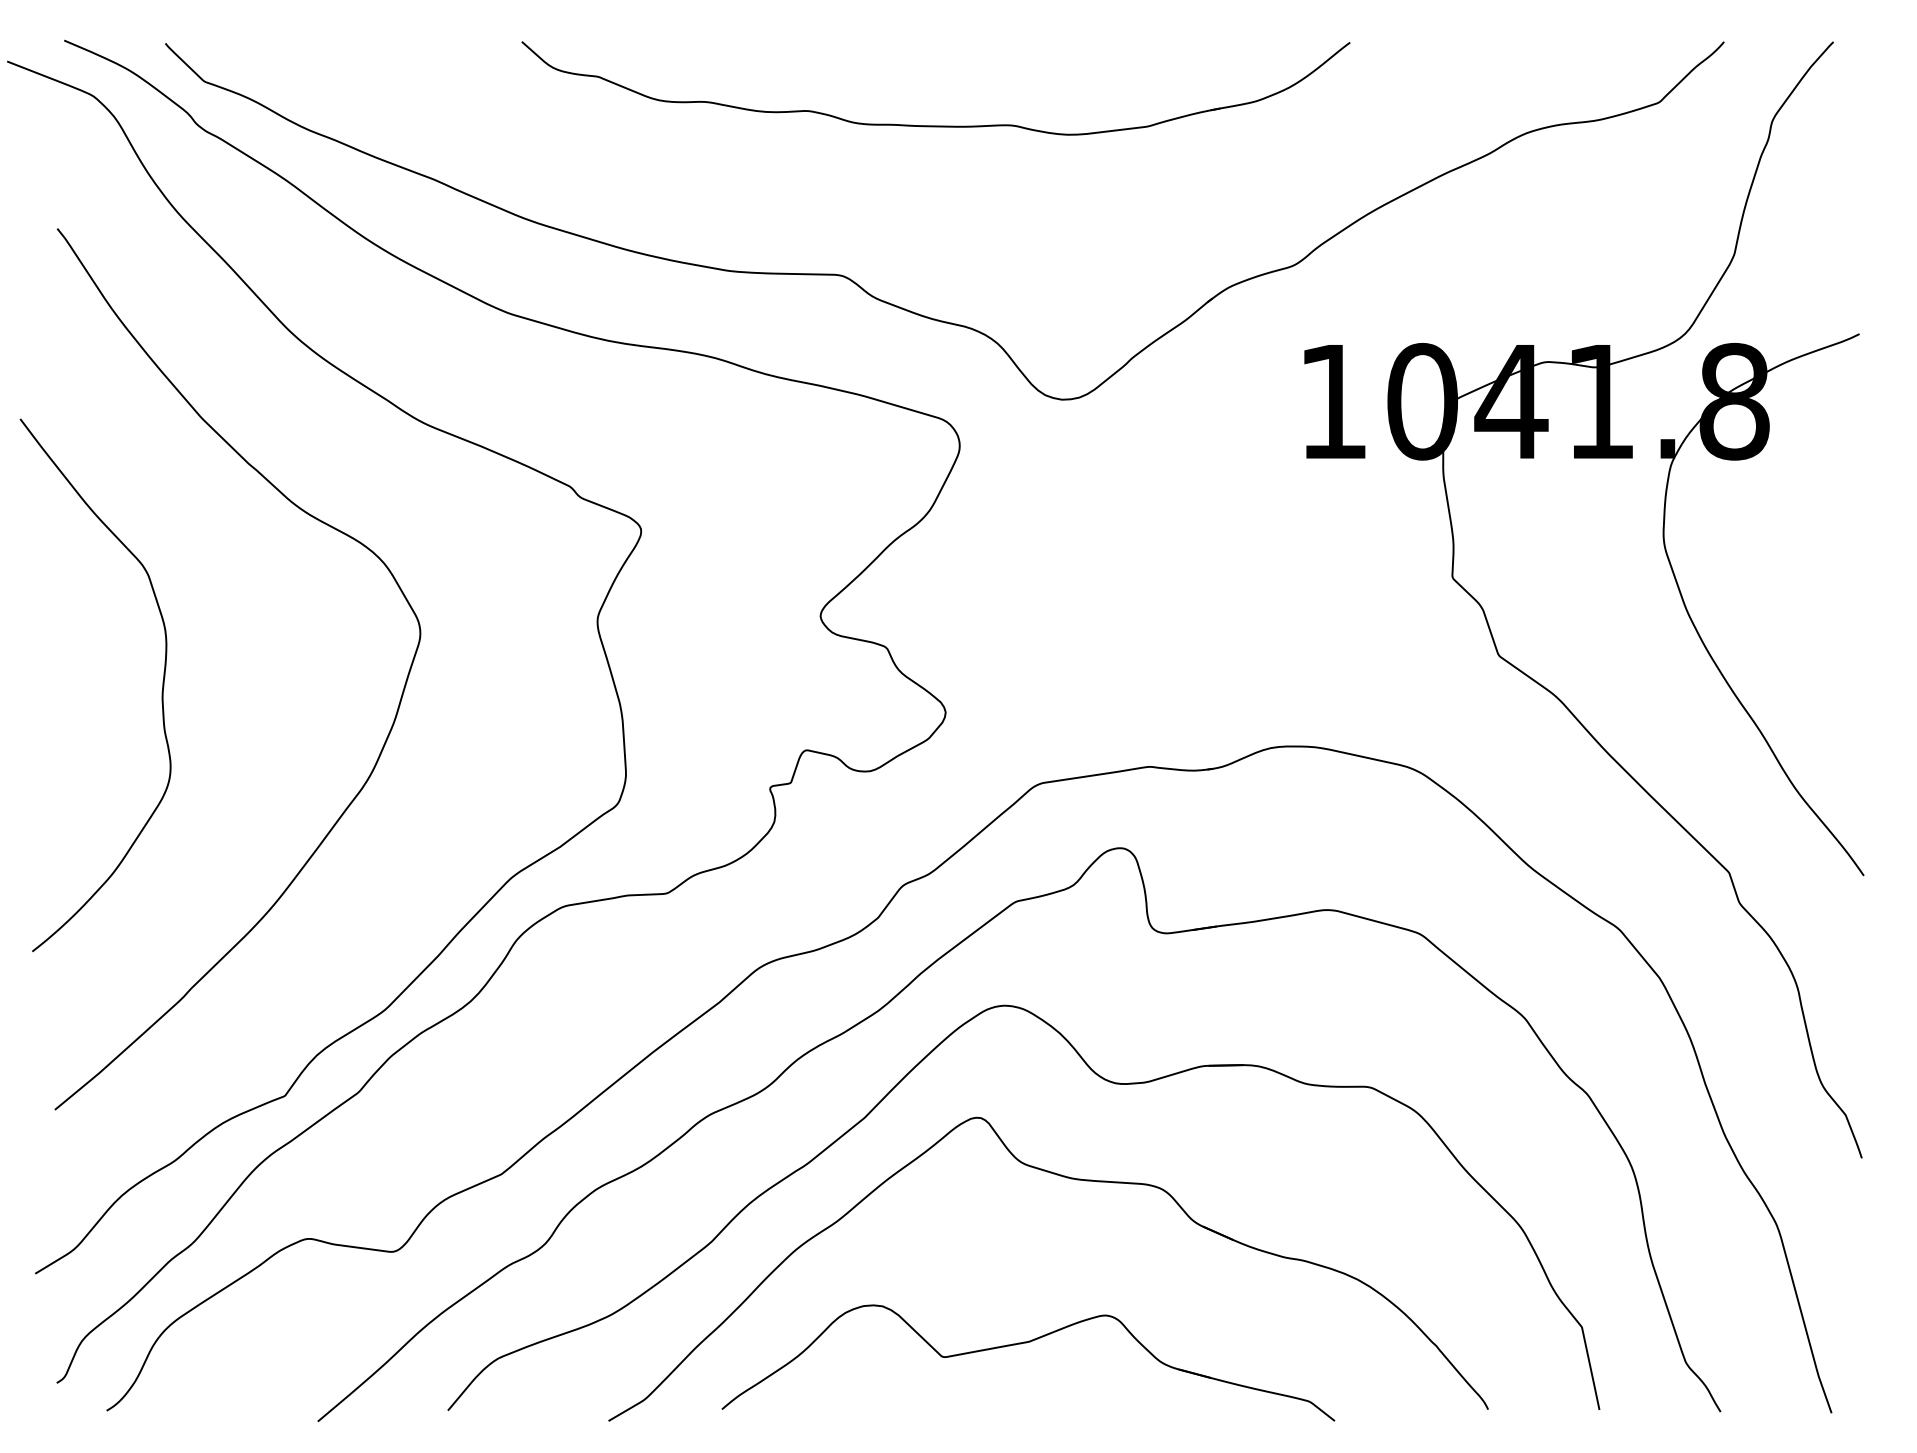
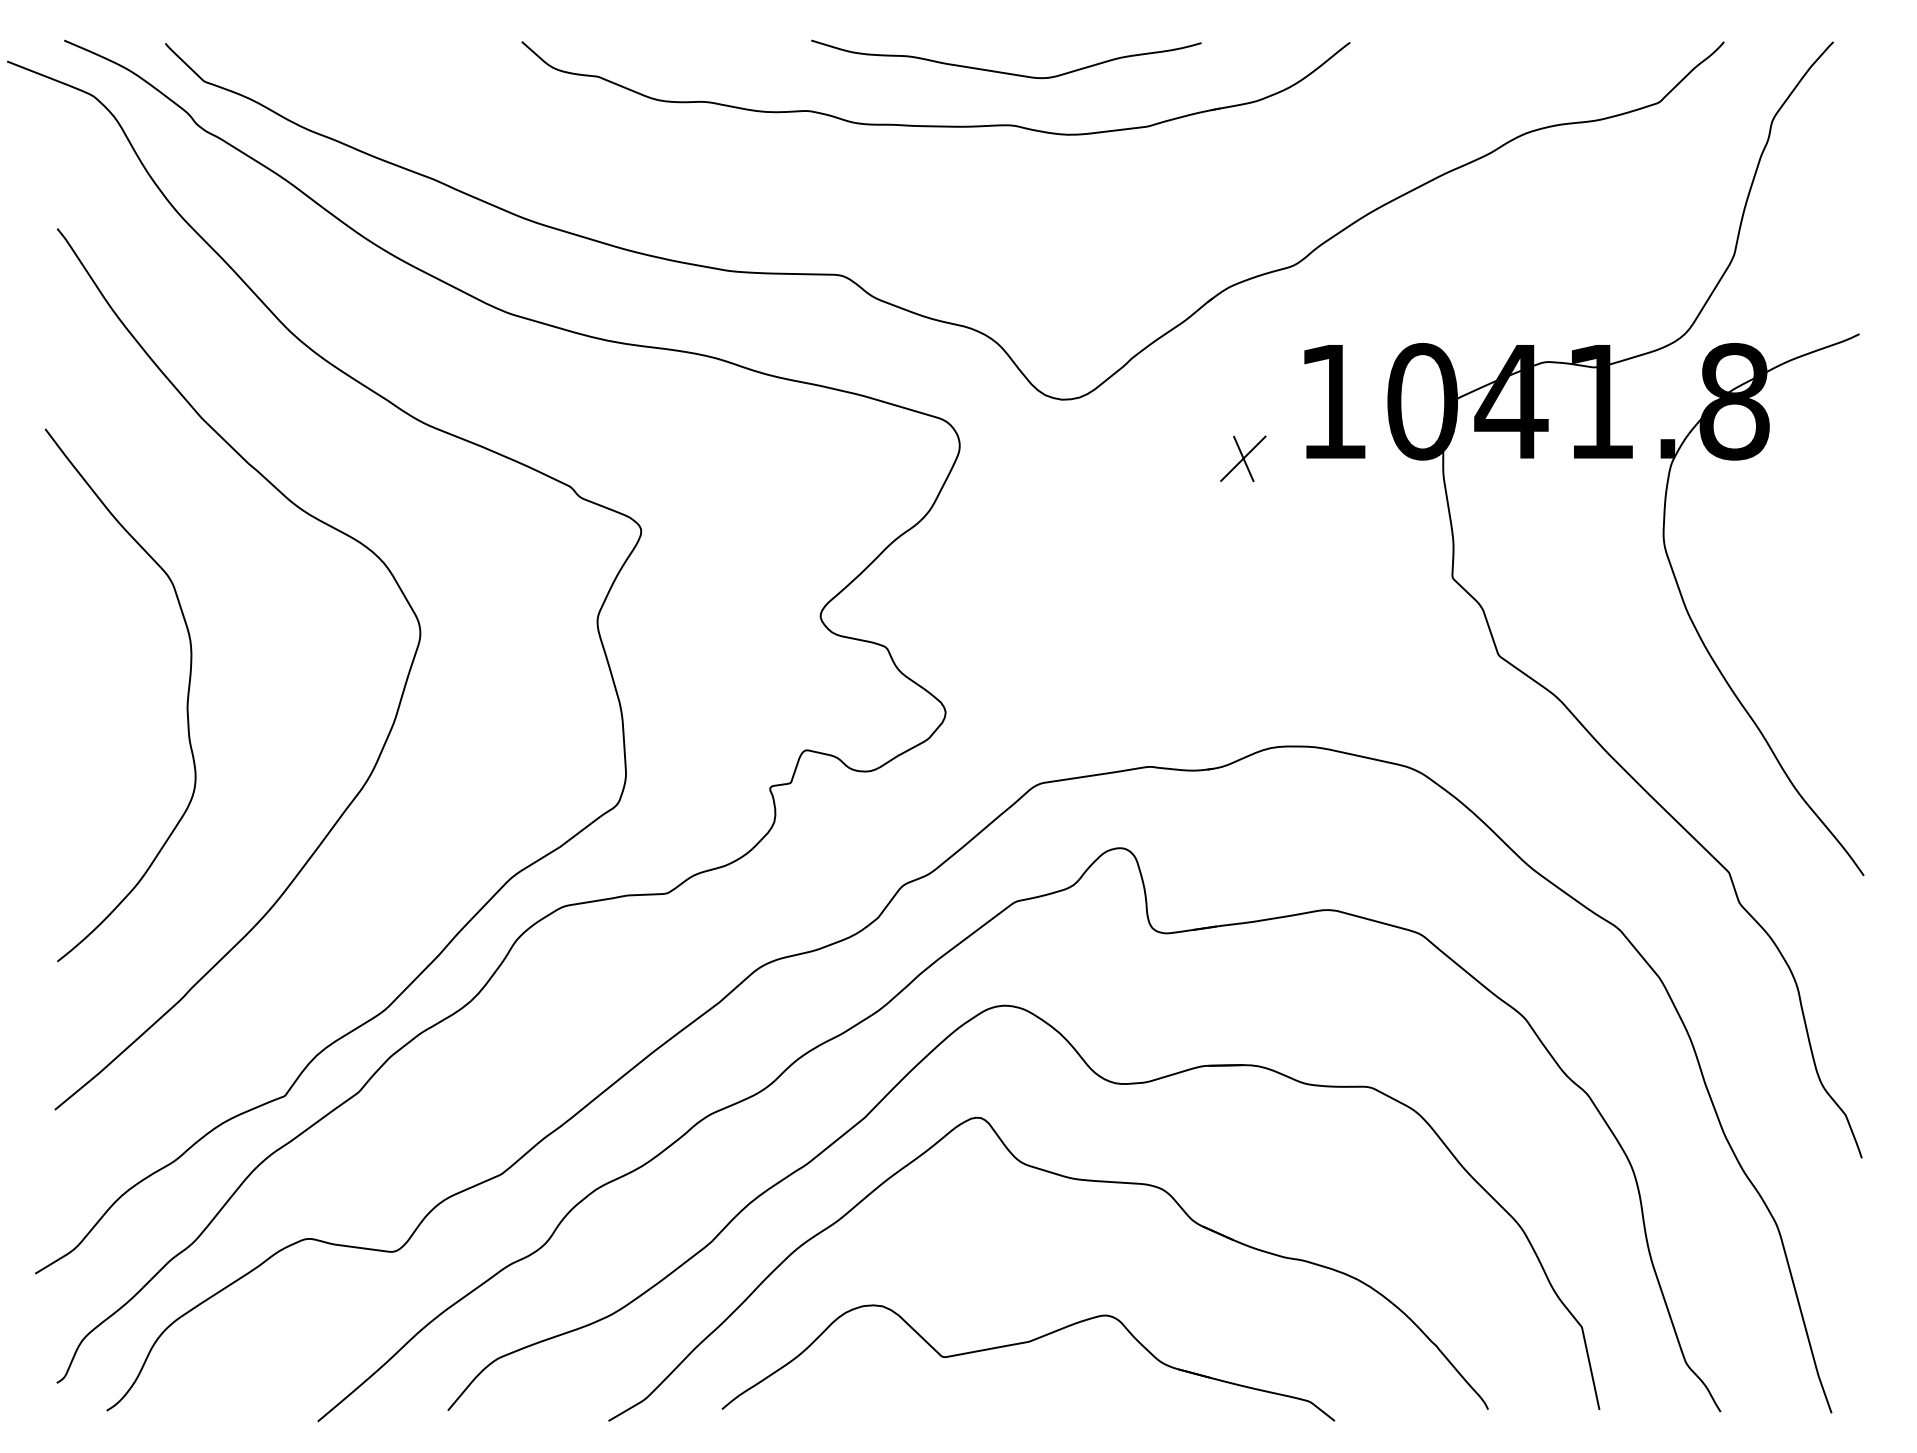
curve: none -> present (1002, 71)
part: none -> present (1243, 458)
curve position: (161, 691) -> (186, 701) (186, 701)
